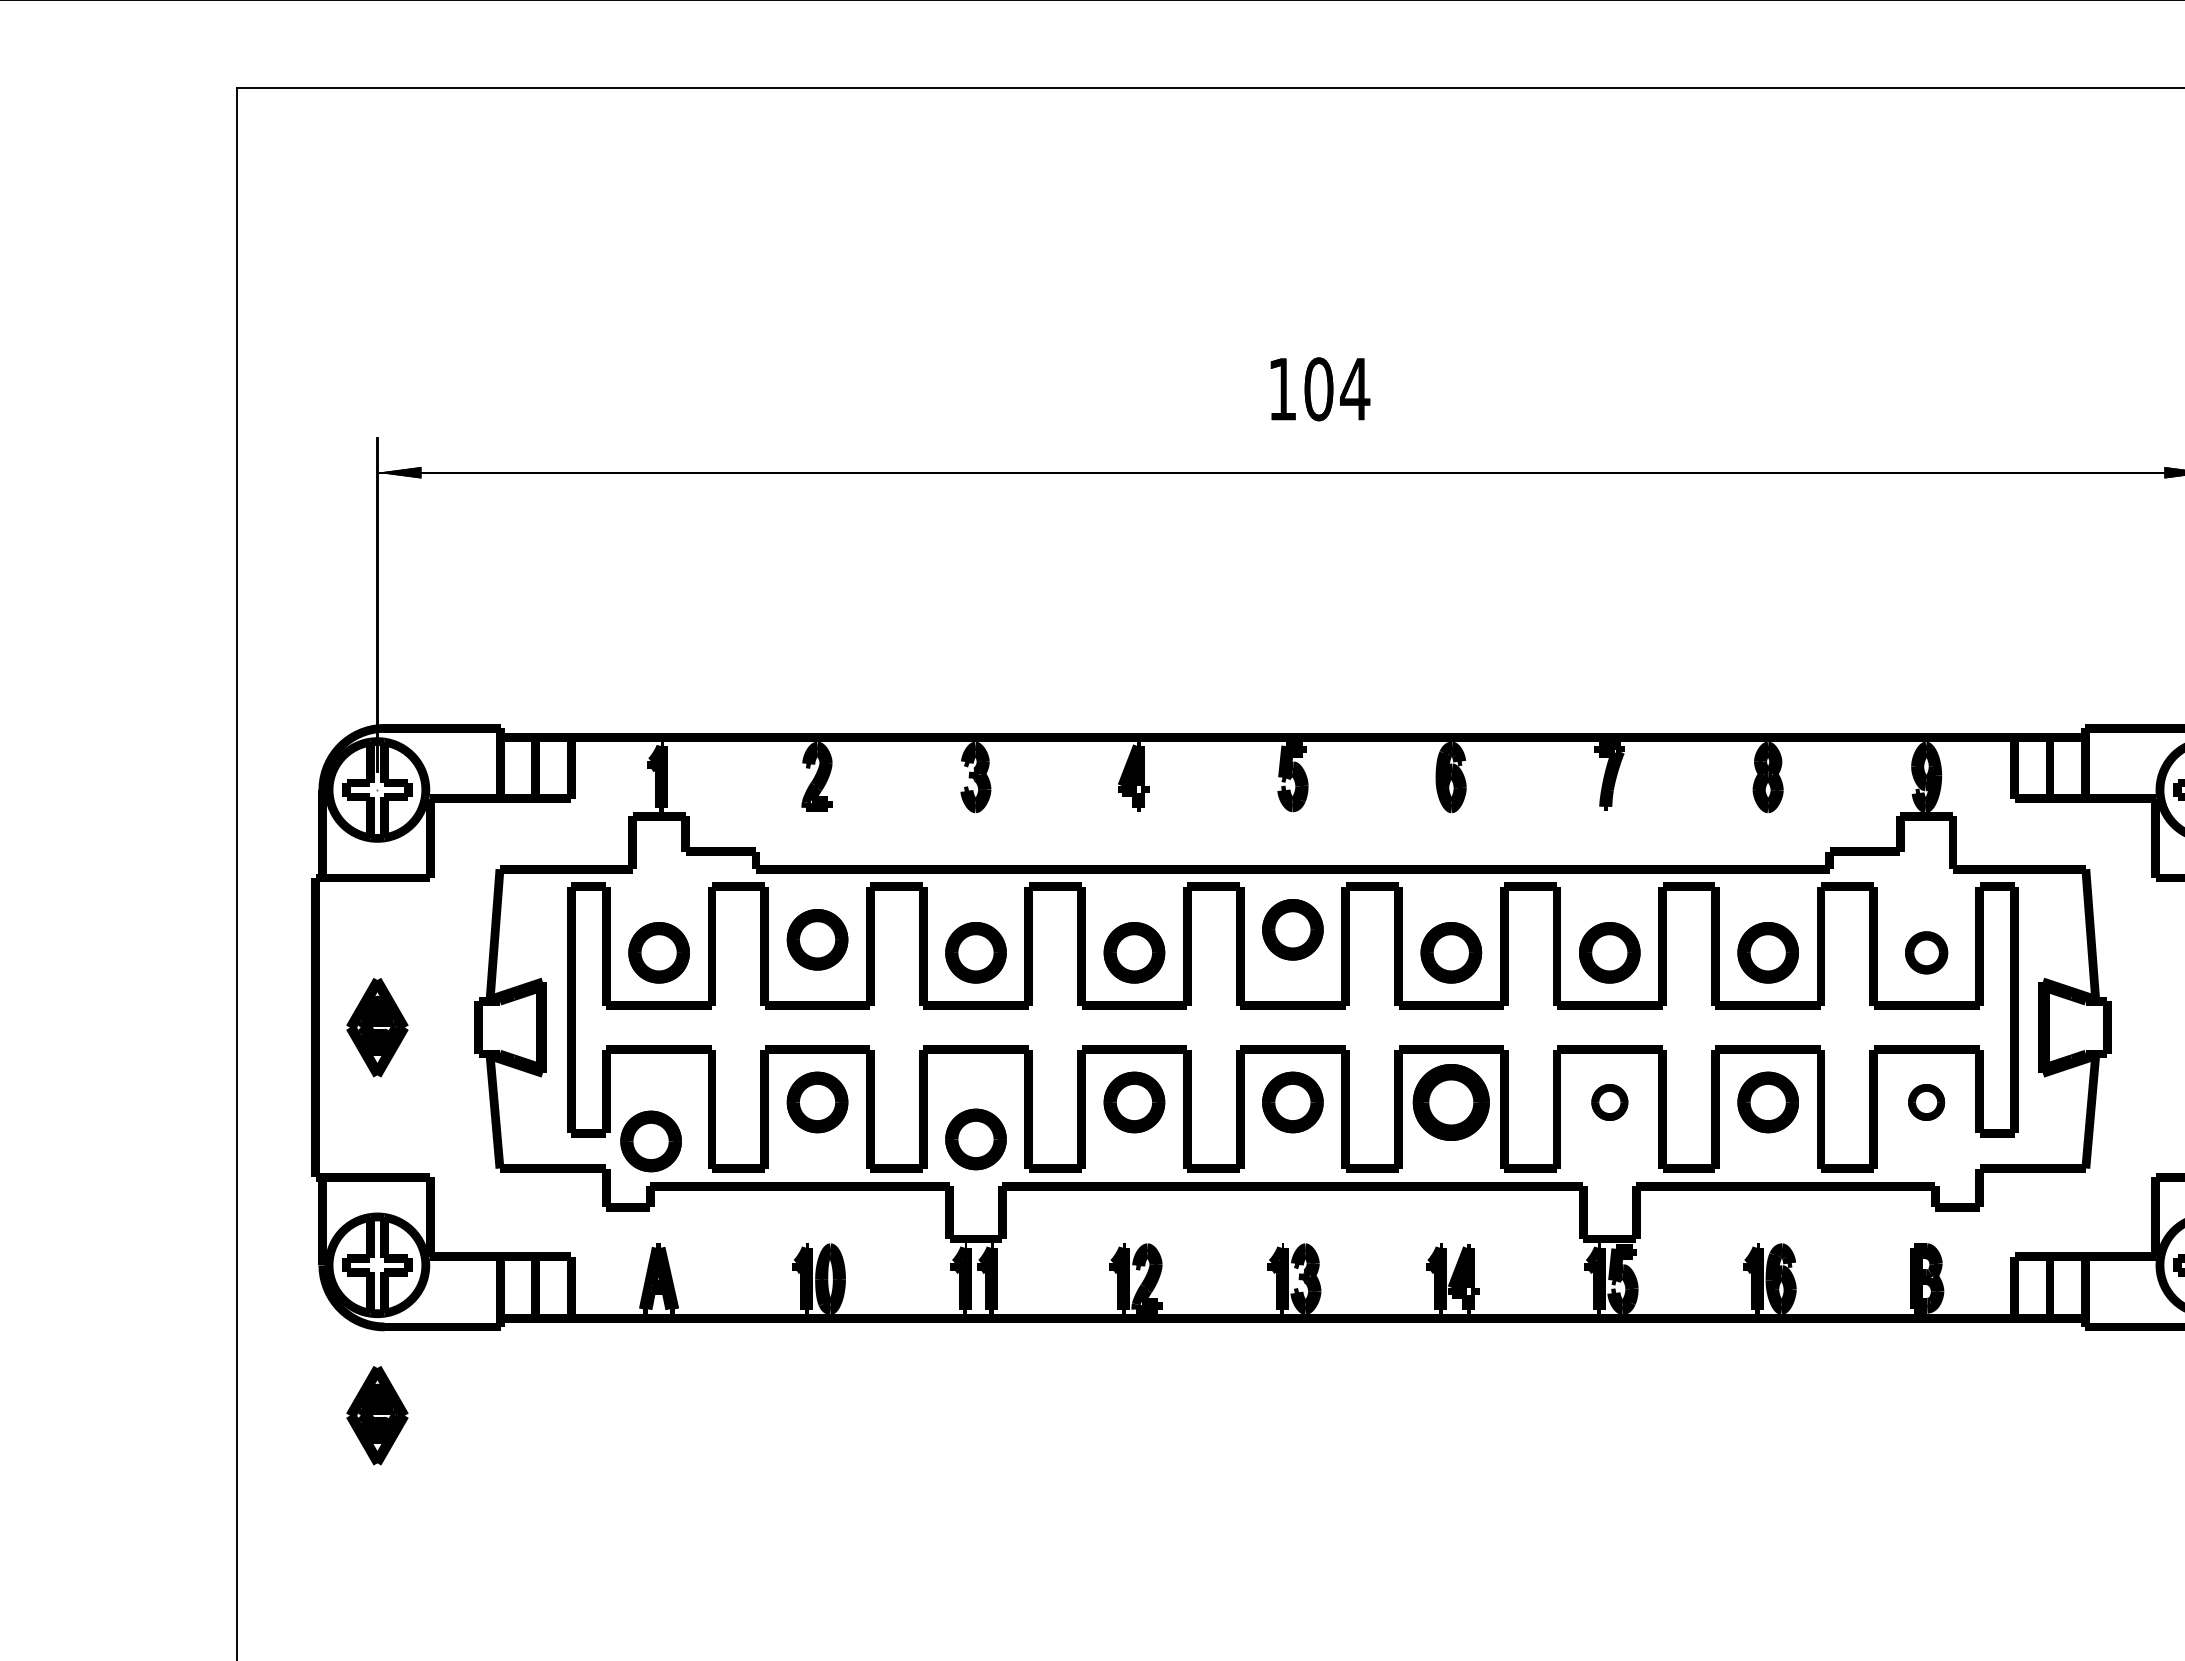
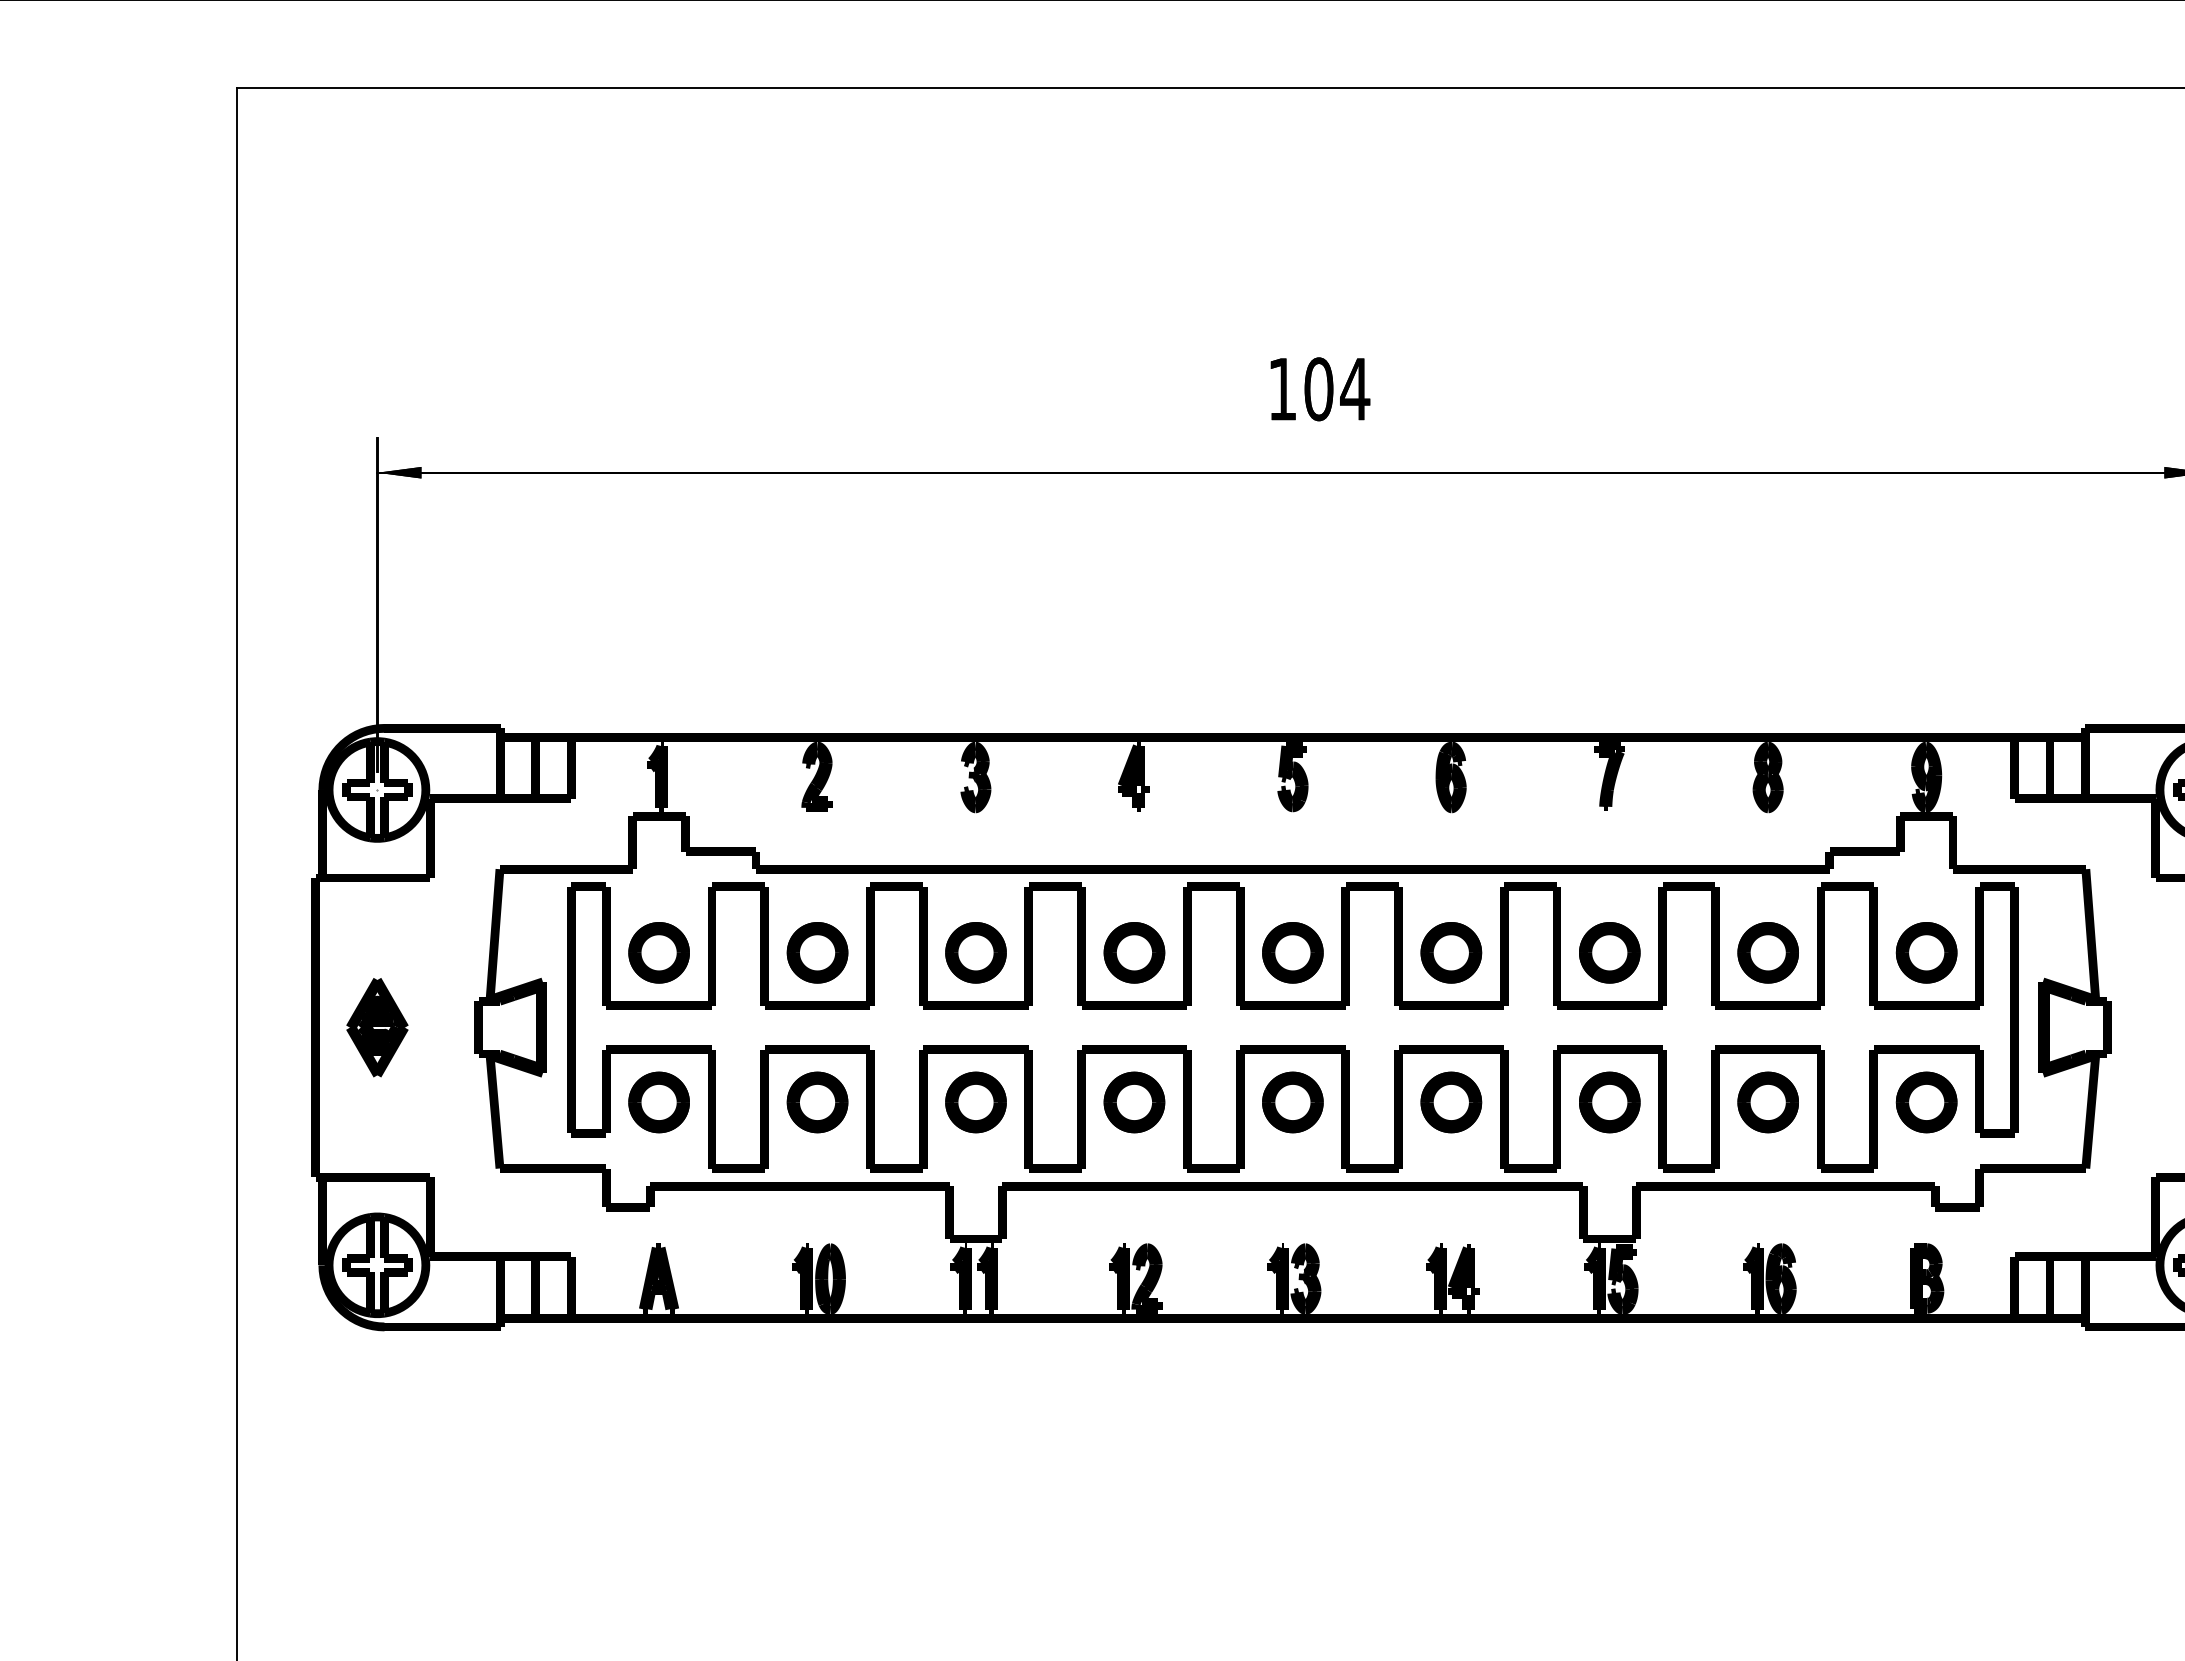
part position: (1292, 929) -> (1292, 952) (1292, 952)
part position: (817, 939) -> (817, 952) (817, 952)
part size: 44x44 px -> 63x62 px (1926, 952)
part size: 78x77 px -> 63x63 px (1451, 1102)
part size: 38x37 px -> 62x63 px (1609, 1102)
part size: 38x37 px -> 63x63 px (1926, 1102)
part position: (975, 1139) -> (975, 1102) (975, 1102)
part position: (650, 1141) -> (658, 1102) (658, 1102)
part: present -> none (377, 1415)
